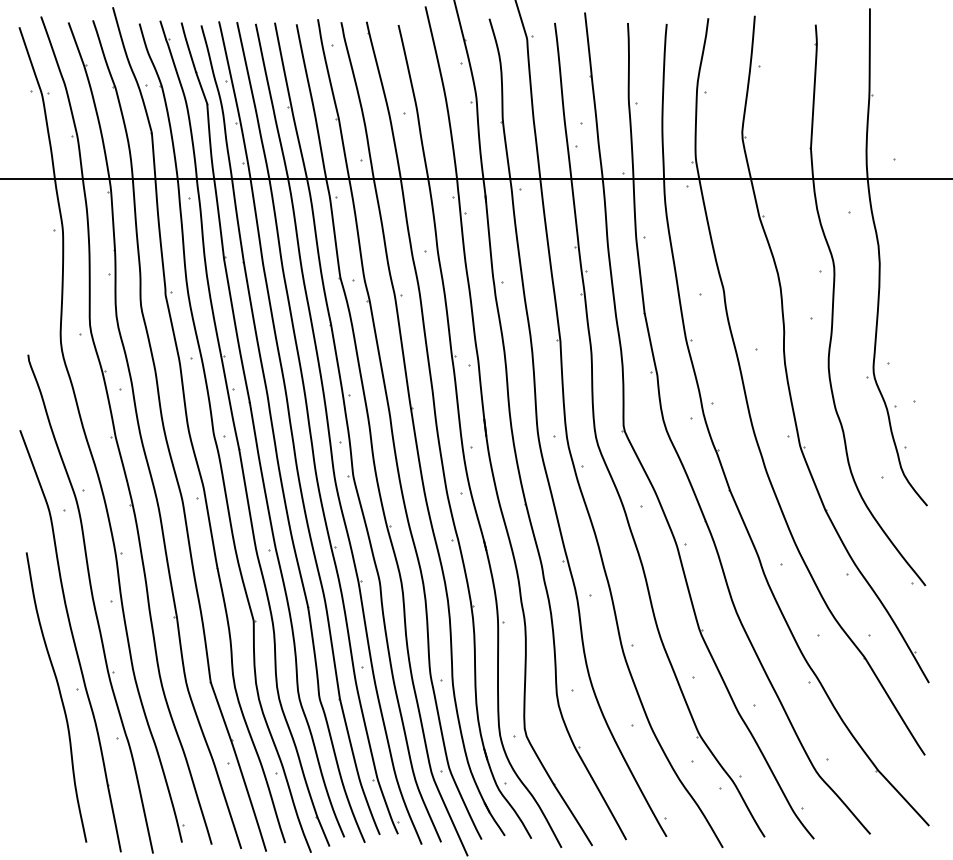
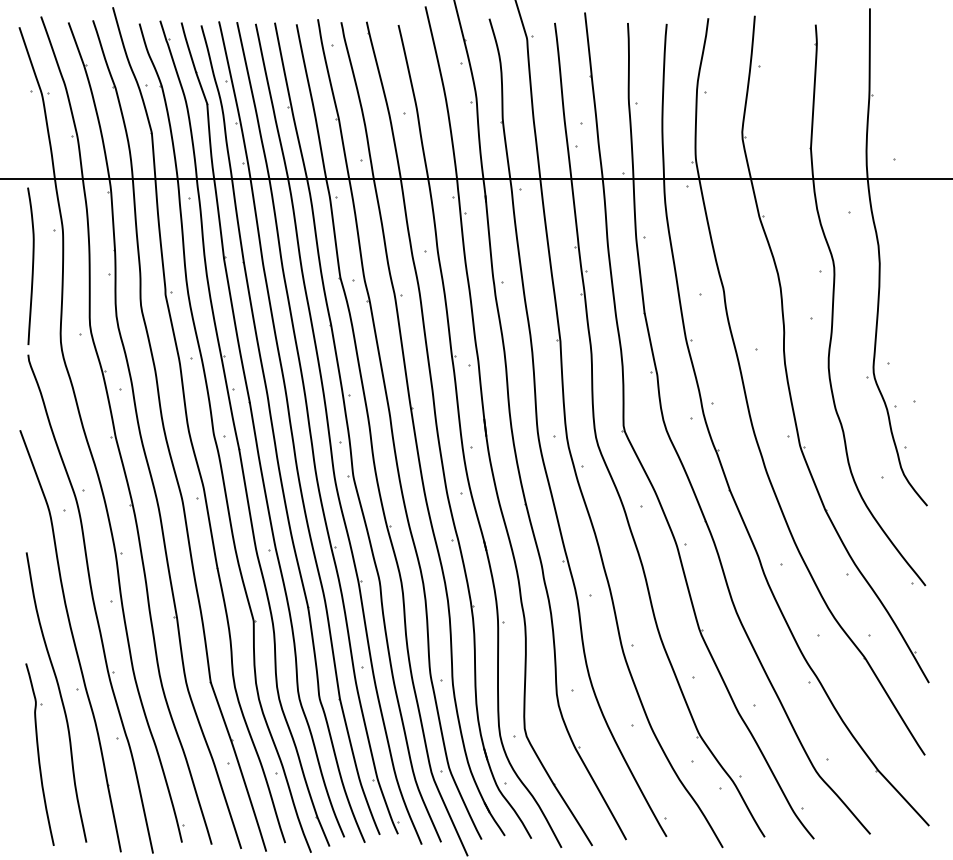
curve: none -> present (32, 265)
part: none -> present (39, 754)
